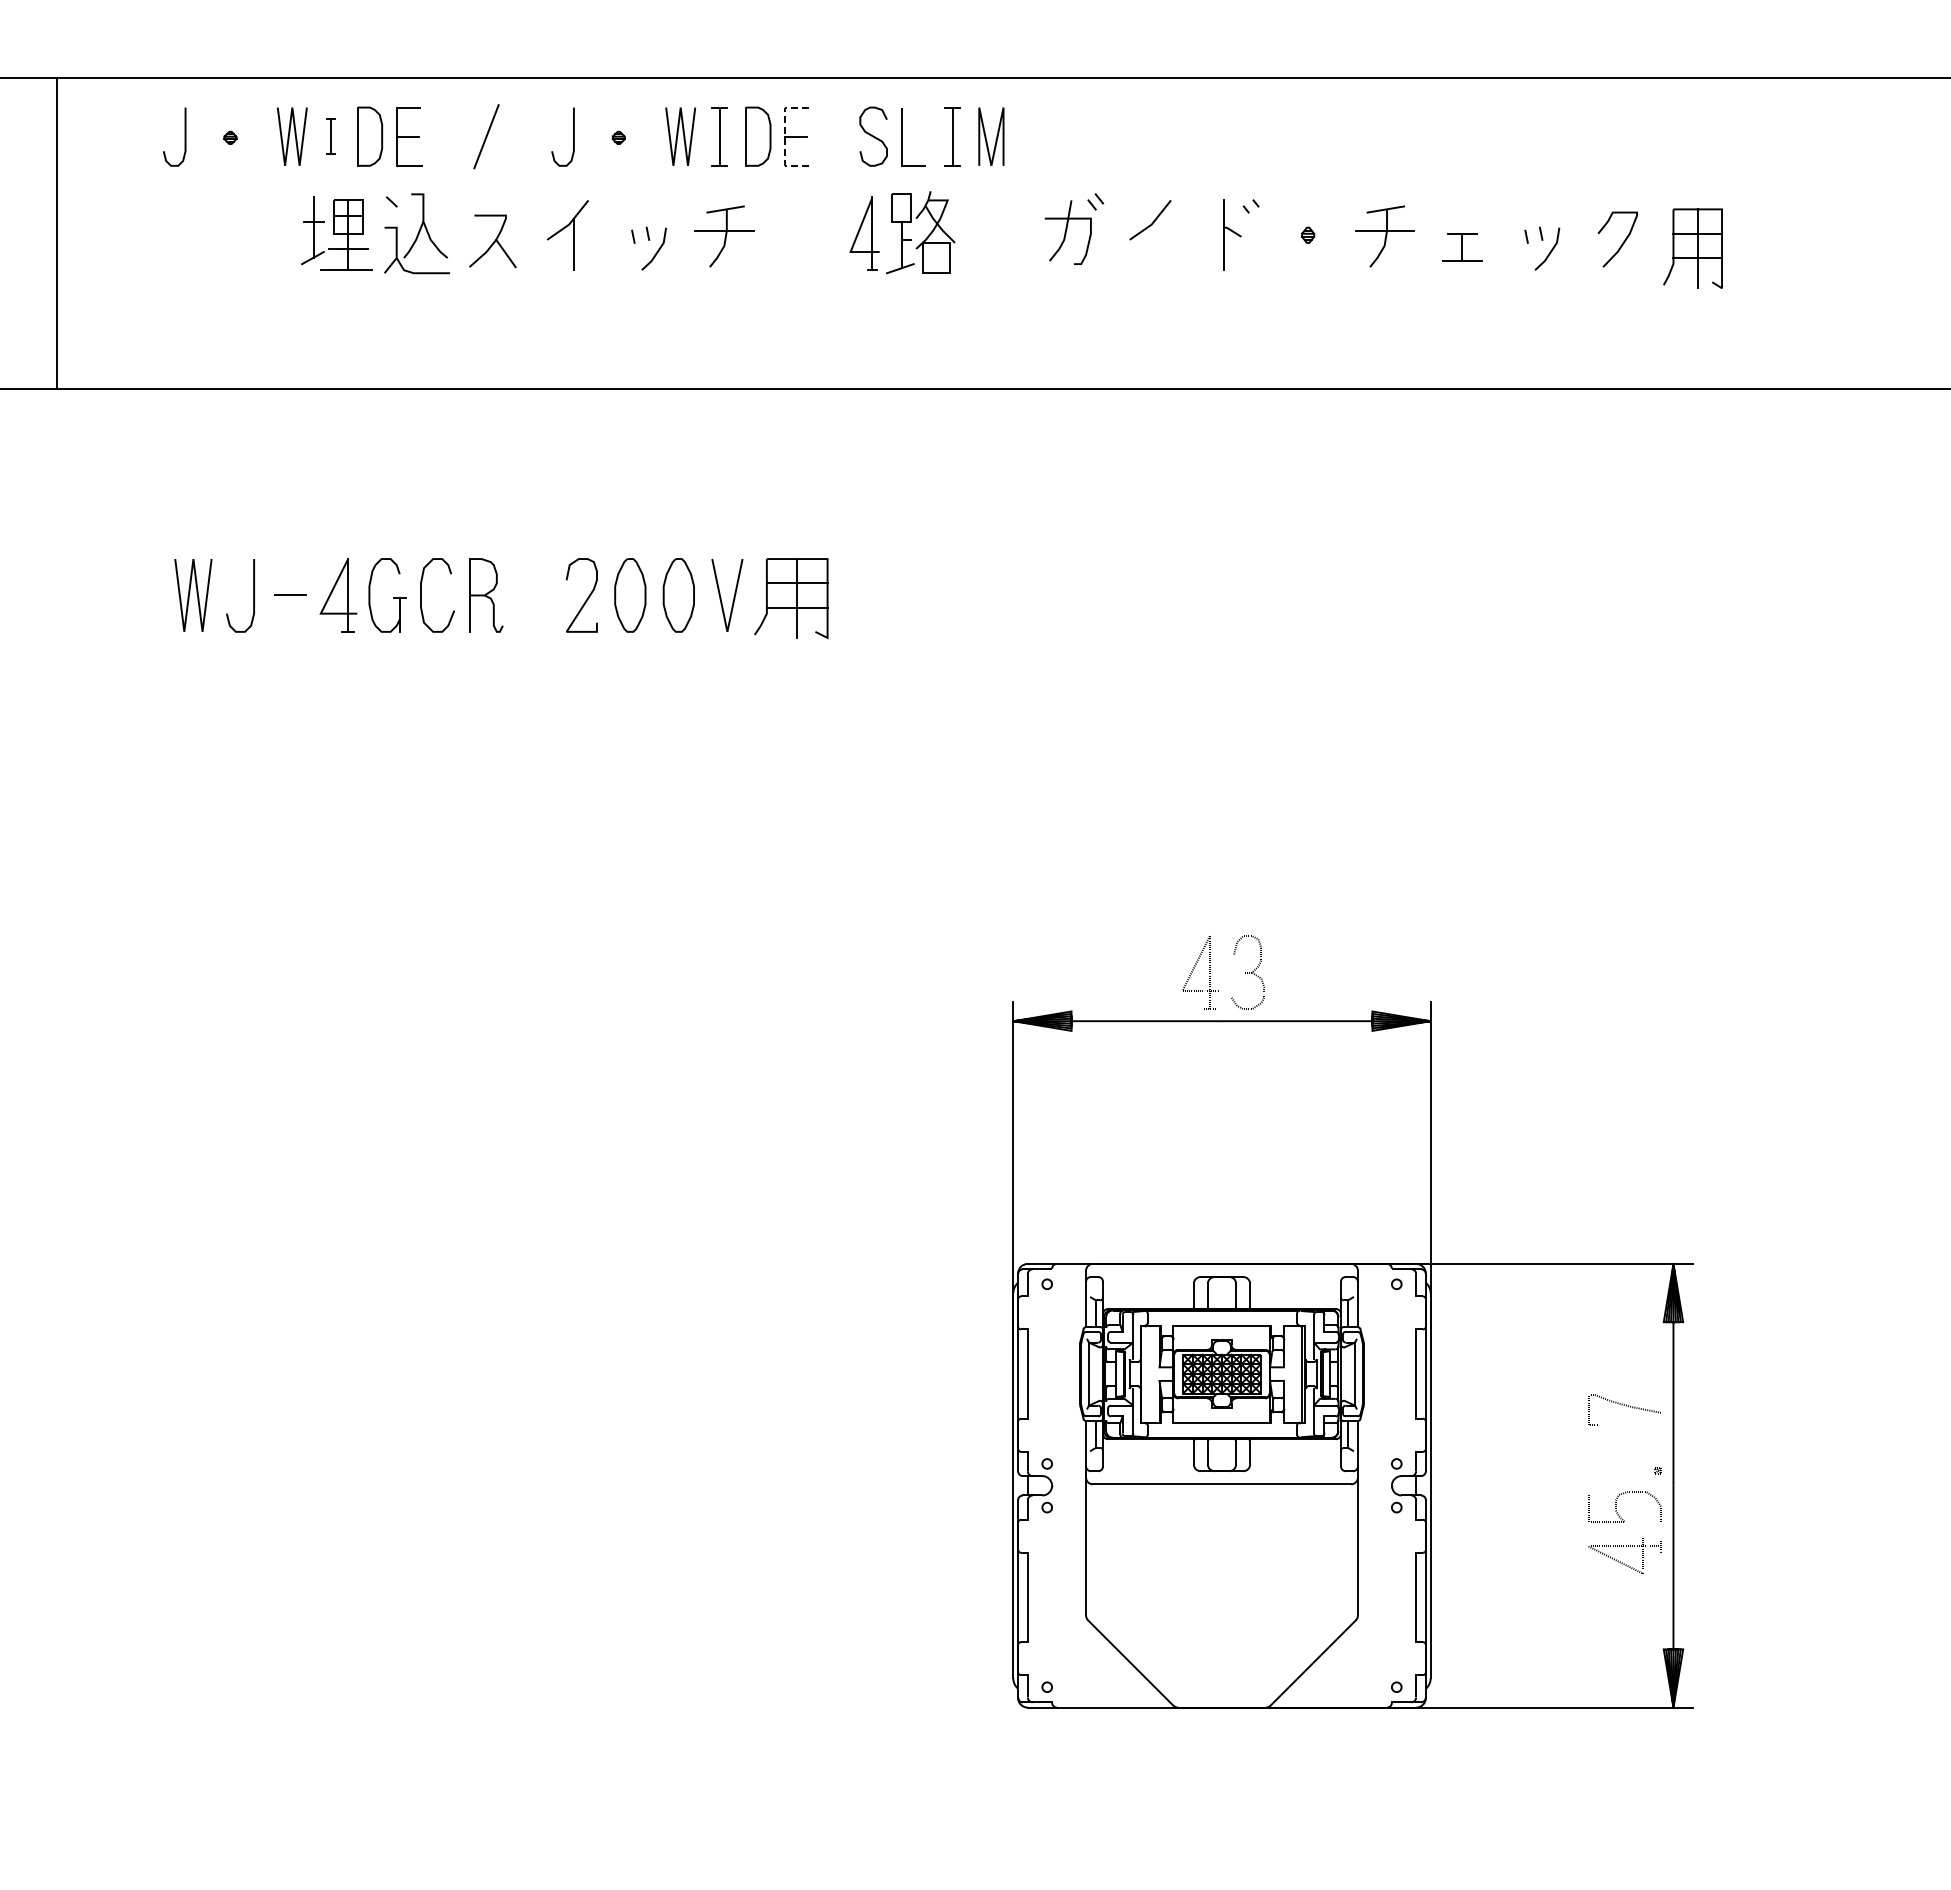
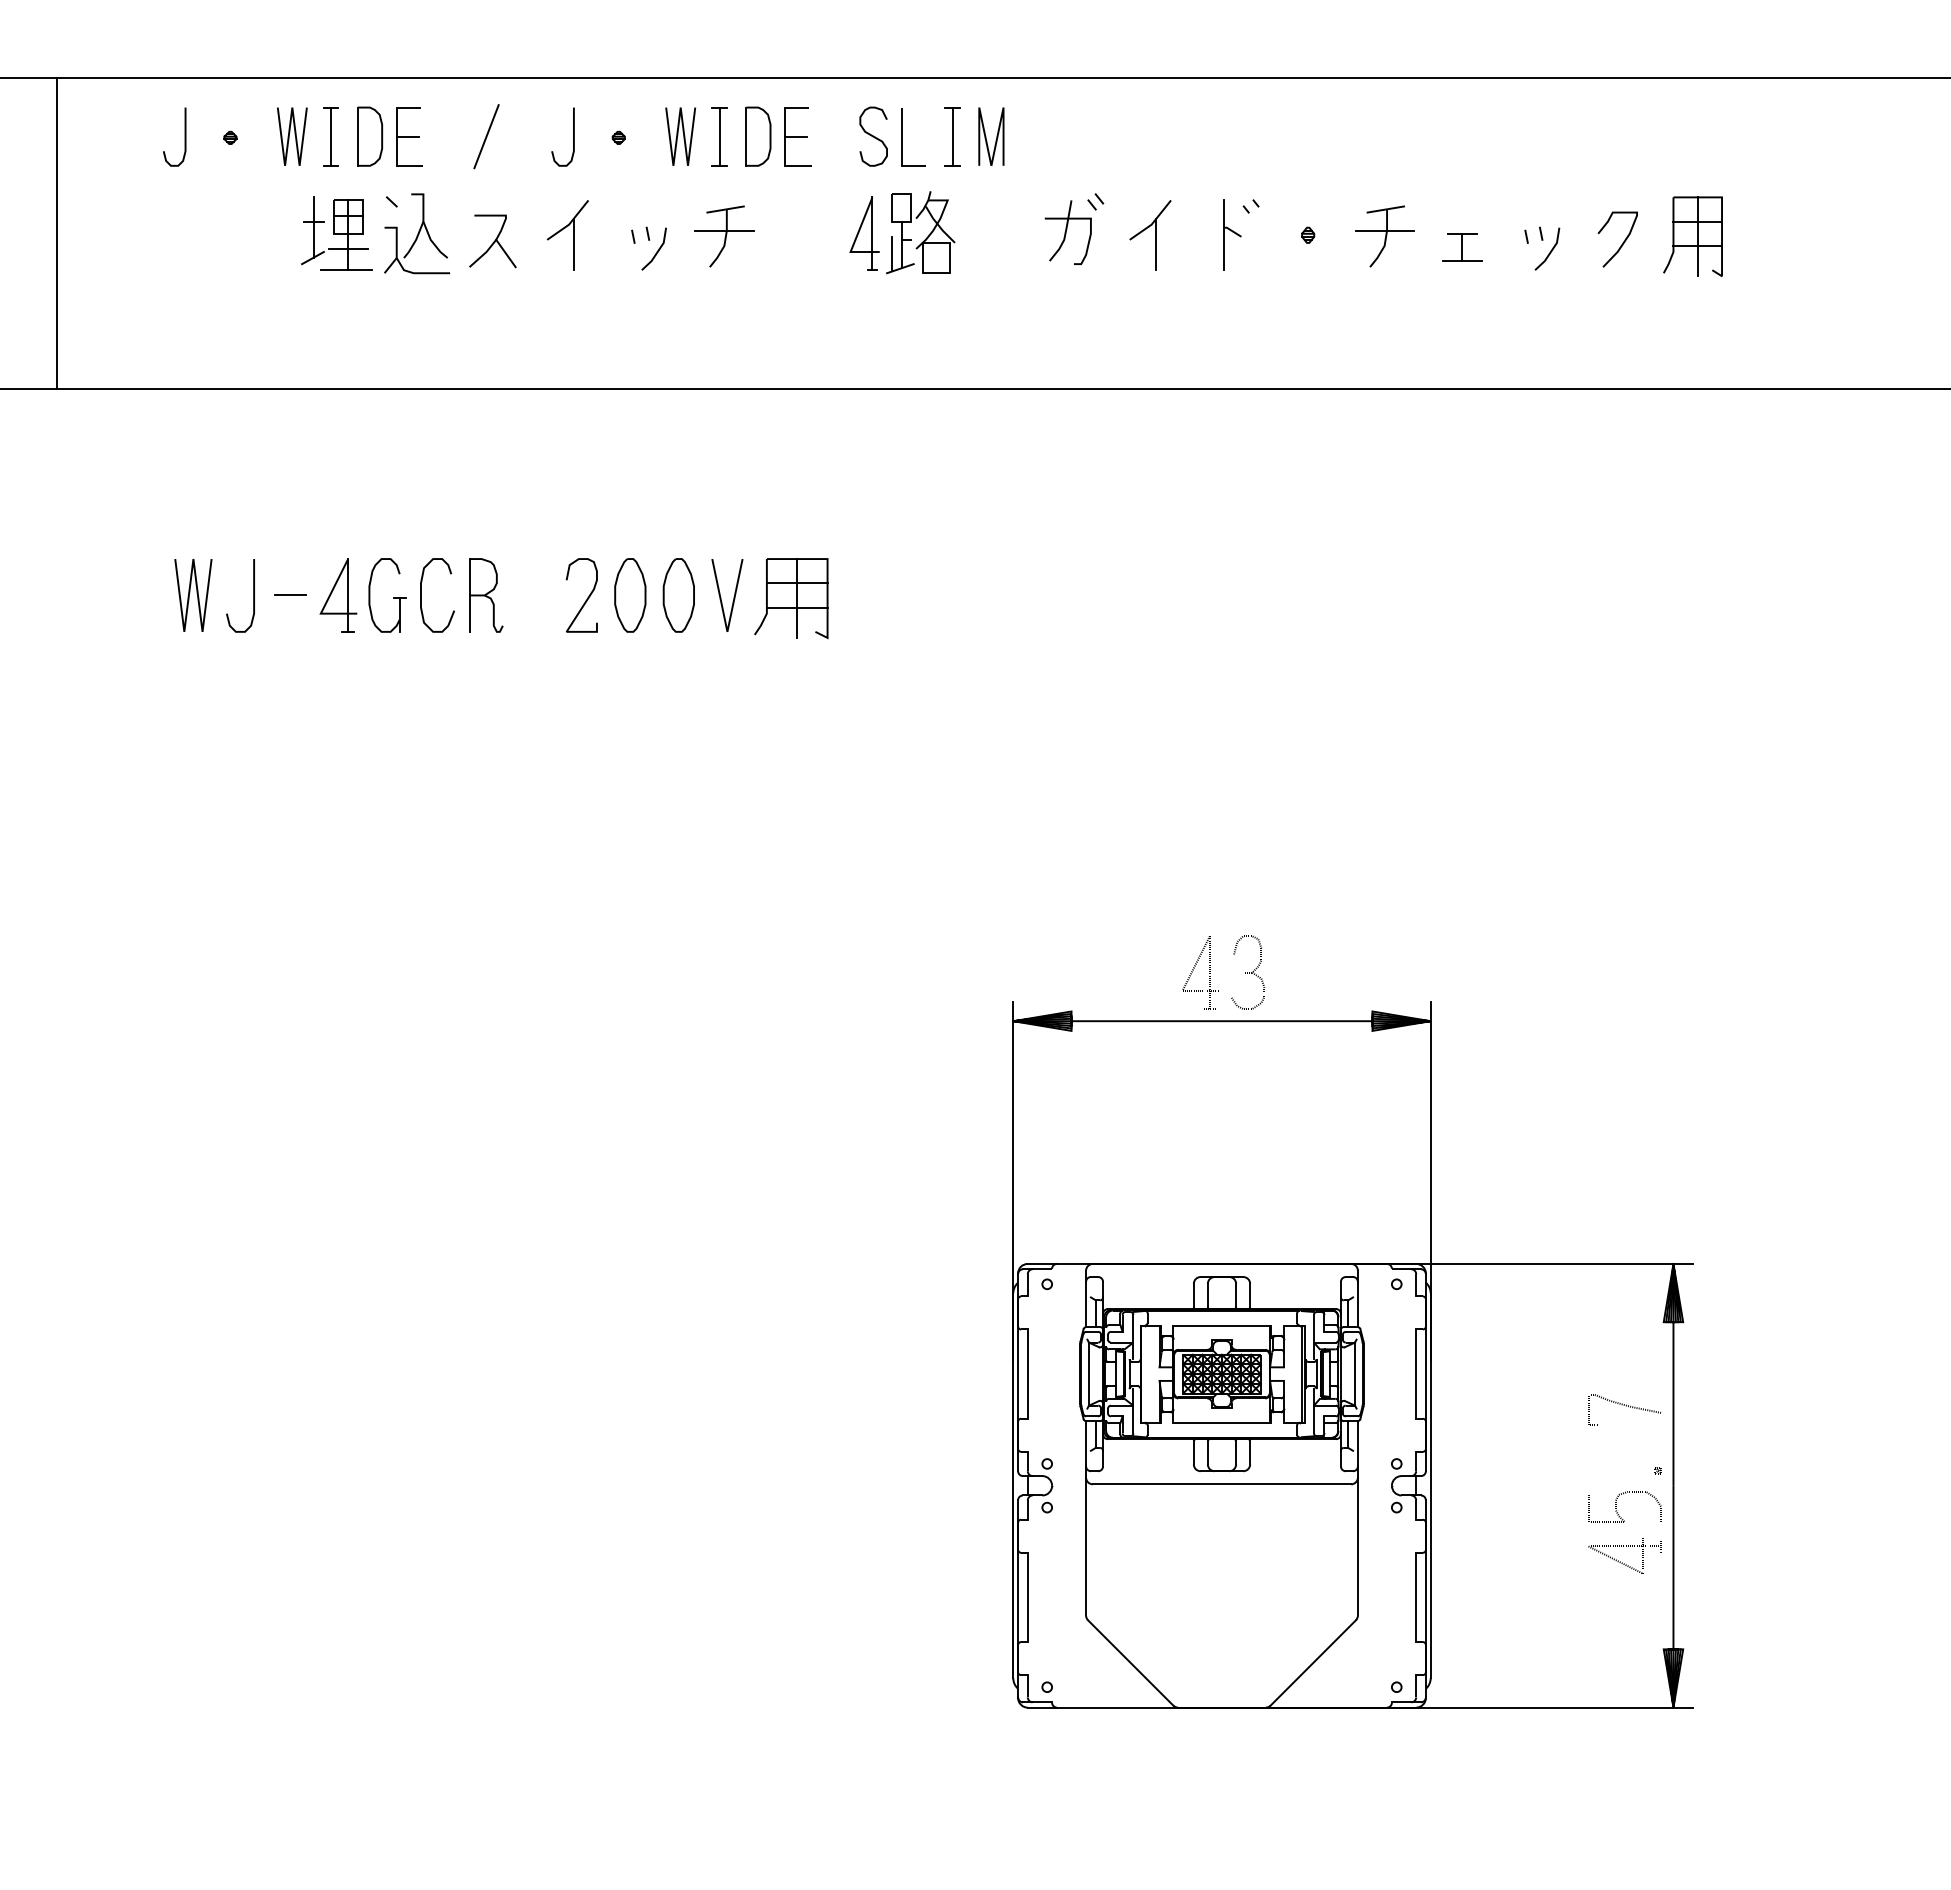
part size: 10x37 px -> 16x60 px (330, 136)
line: dashed -> solid (785, 138)
line: none -> present (1156, 244)
part position: (1692, 248) -> (1692, 236) (1692, 236)
line: none -> present (891, 253)
